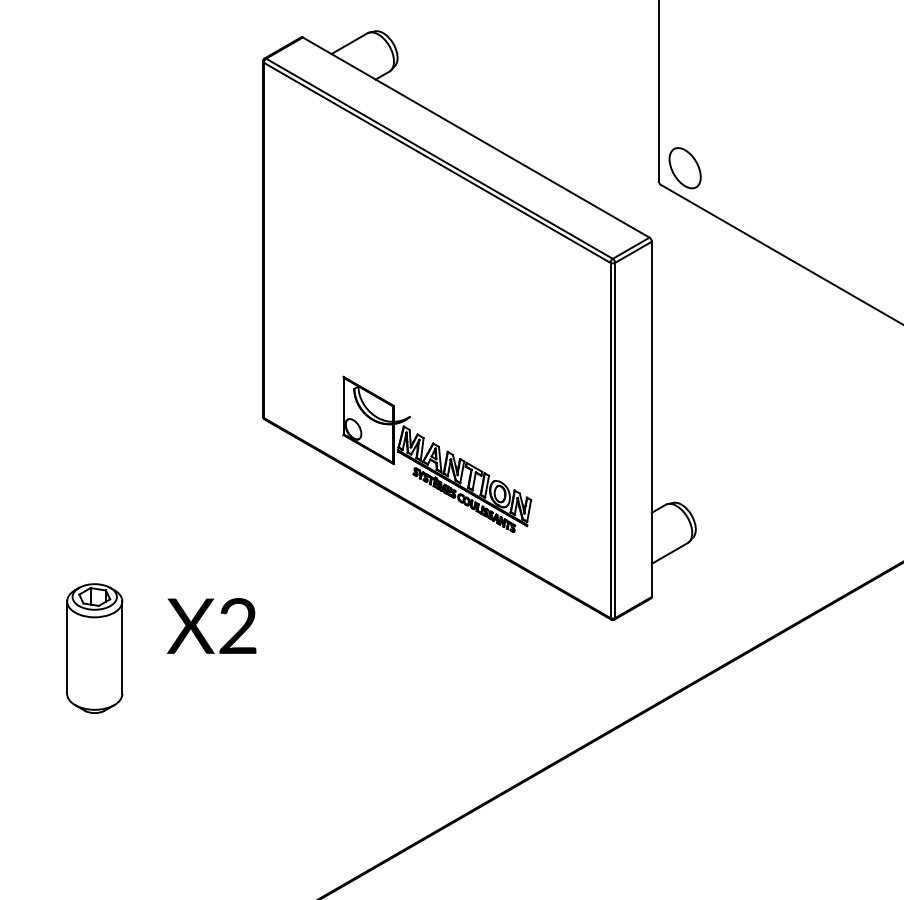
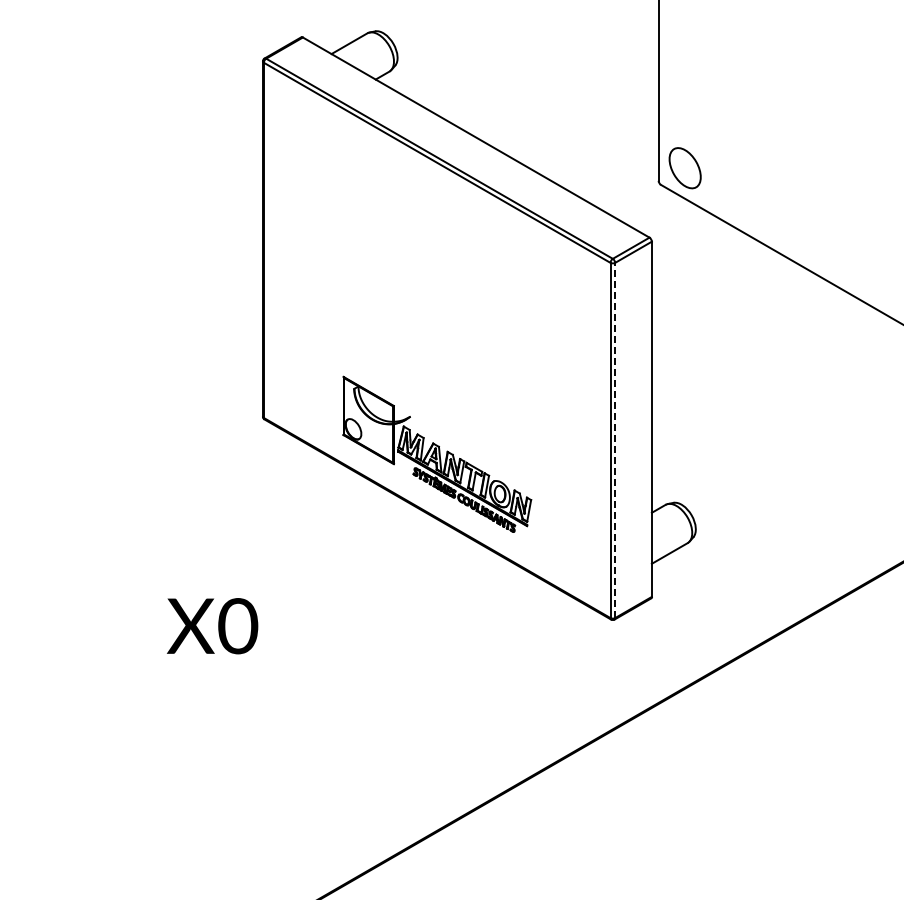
line: solid -> dashed (615, 440)
text: X2 -> X0 (238, 626)
part: present -> none (94, 648)
